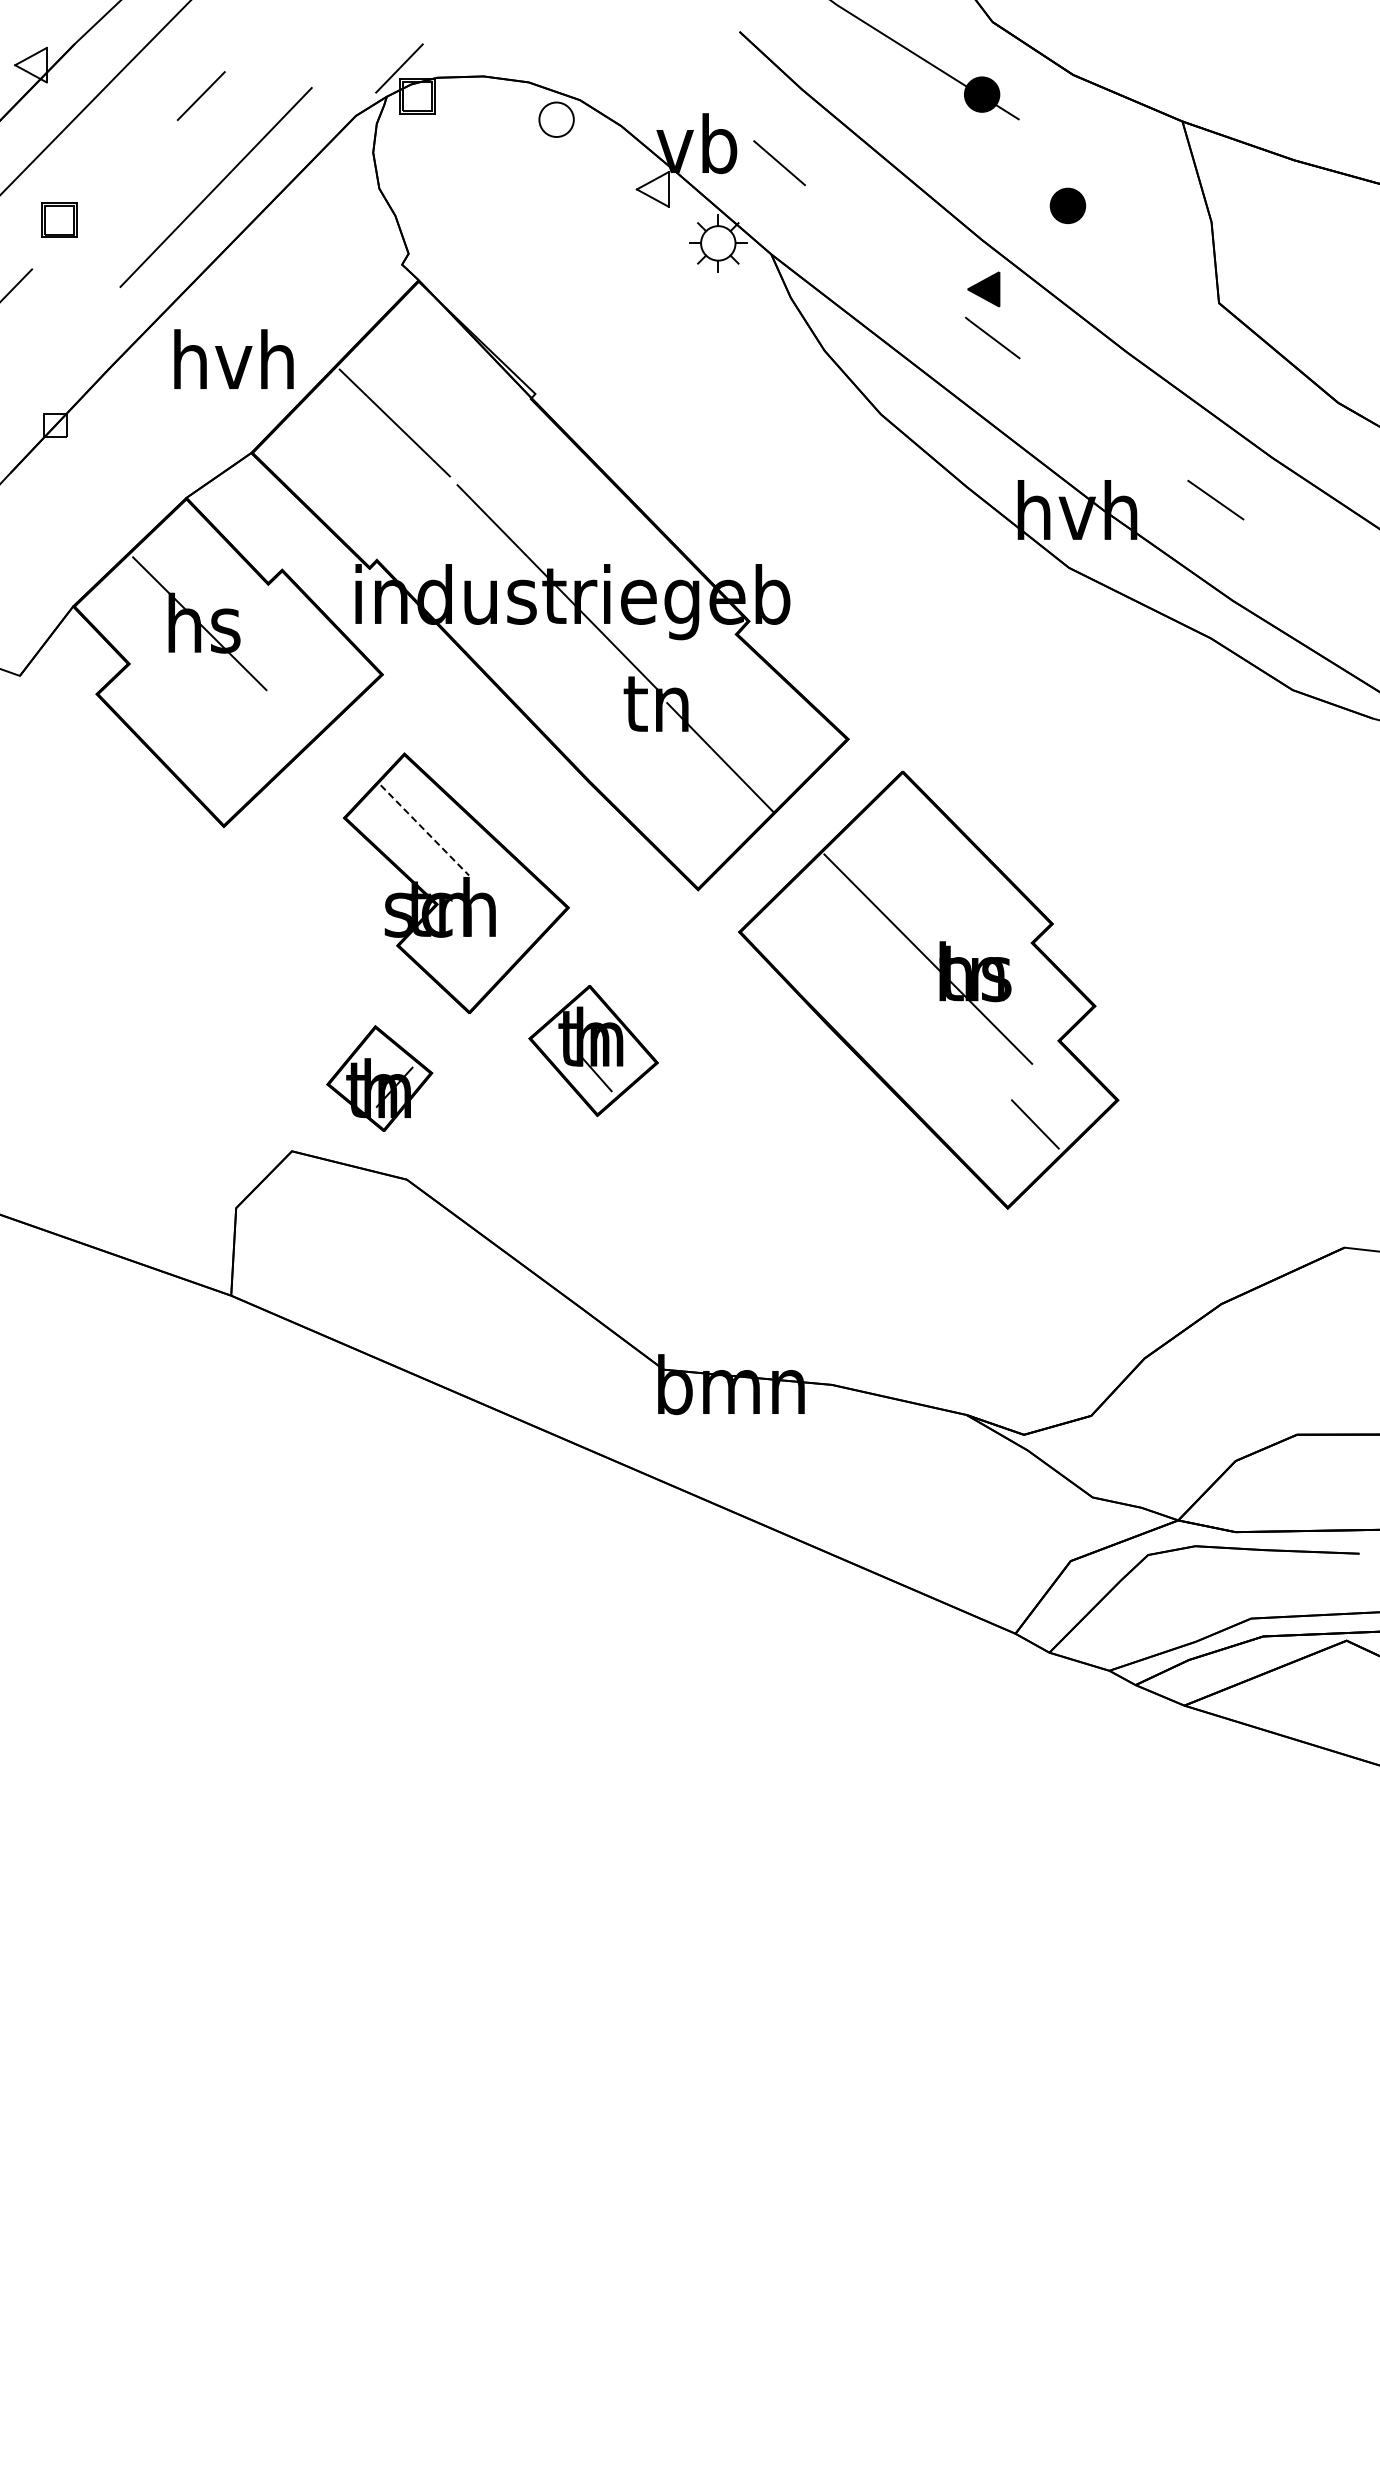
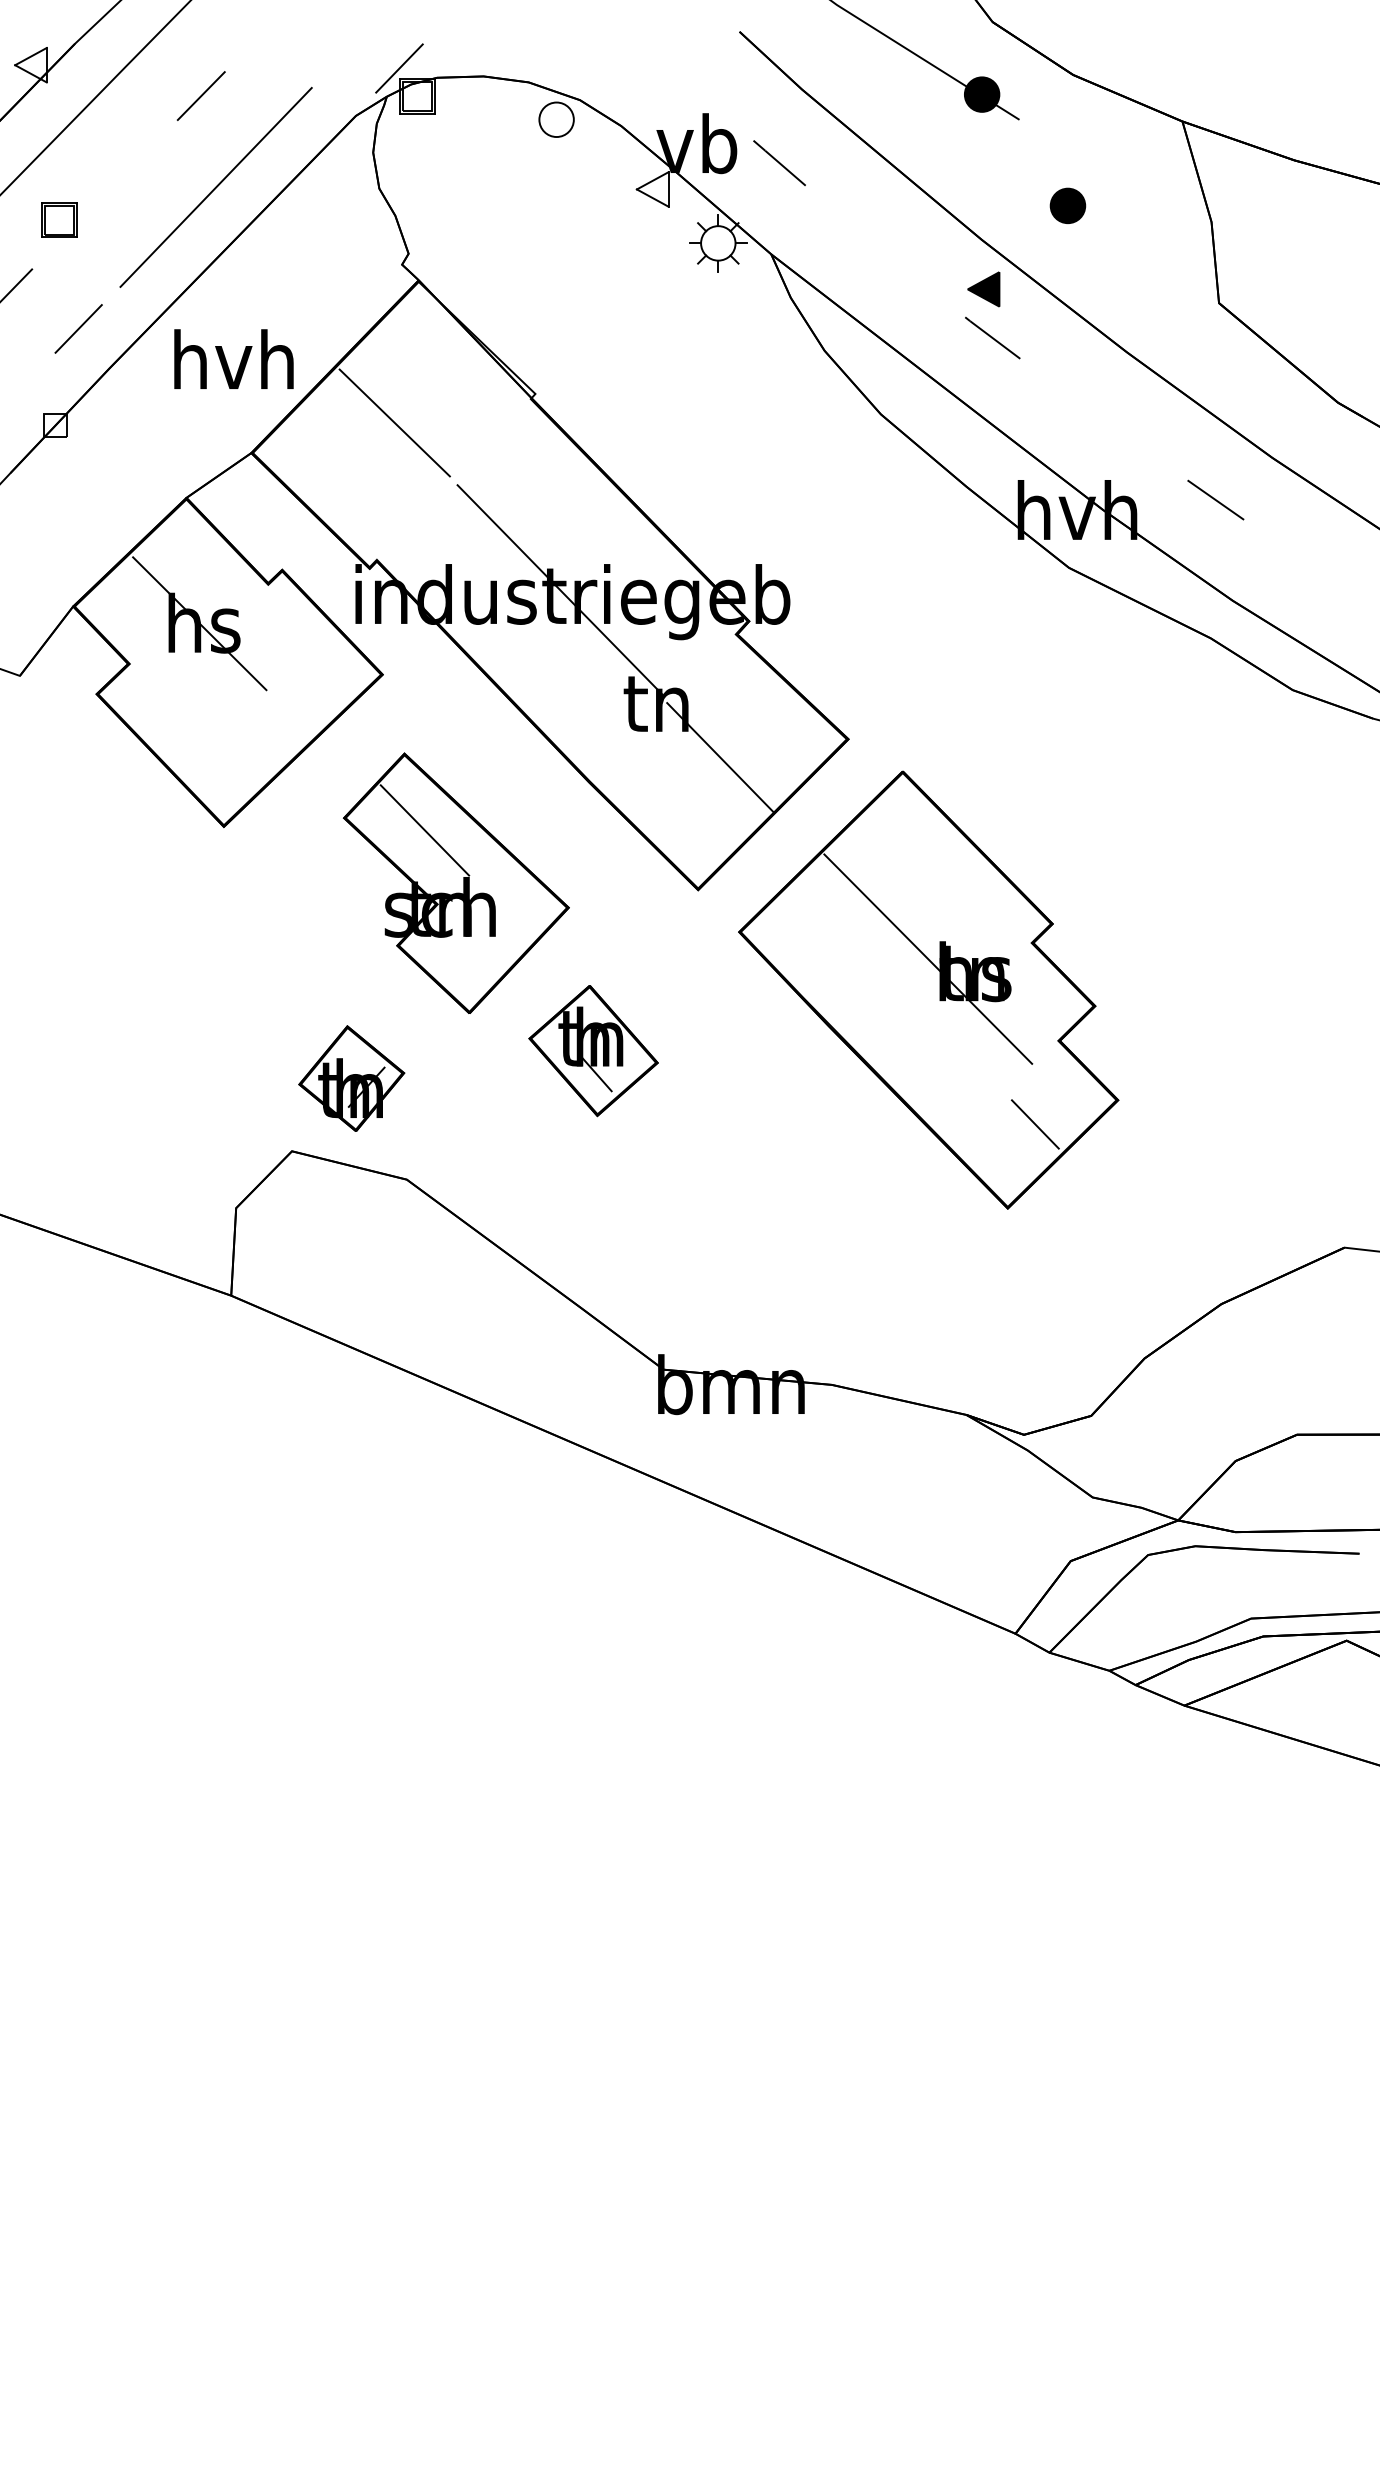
line: none -> present (78, 328)
line: dashed -> solid (425, 830)
part position: (379, 1078) -> (351, 1078) (351, 1078)
